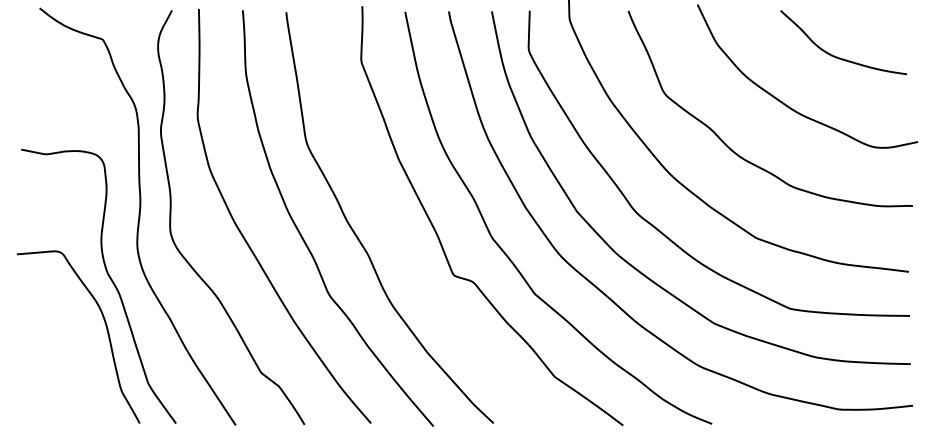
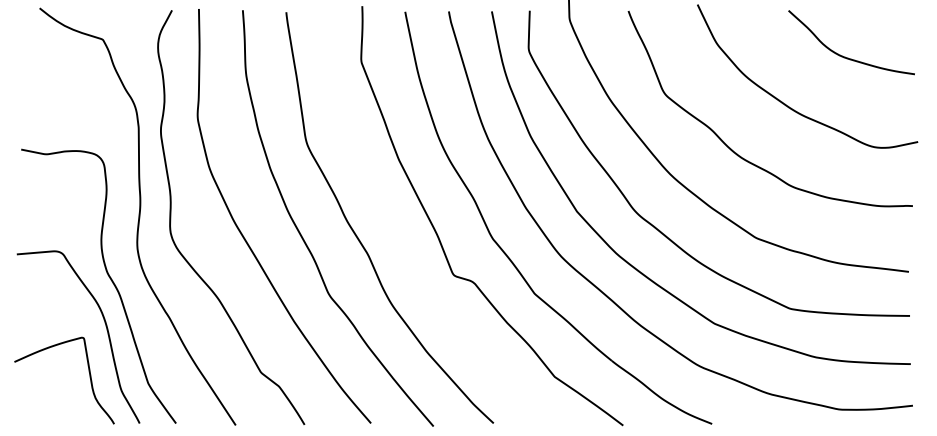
curve position: (837, 56) -> (845, 56) (845, 56)
curve: none -> present (89, 377)
